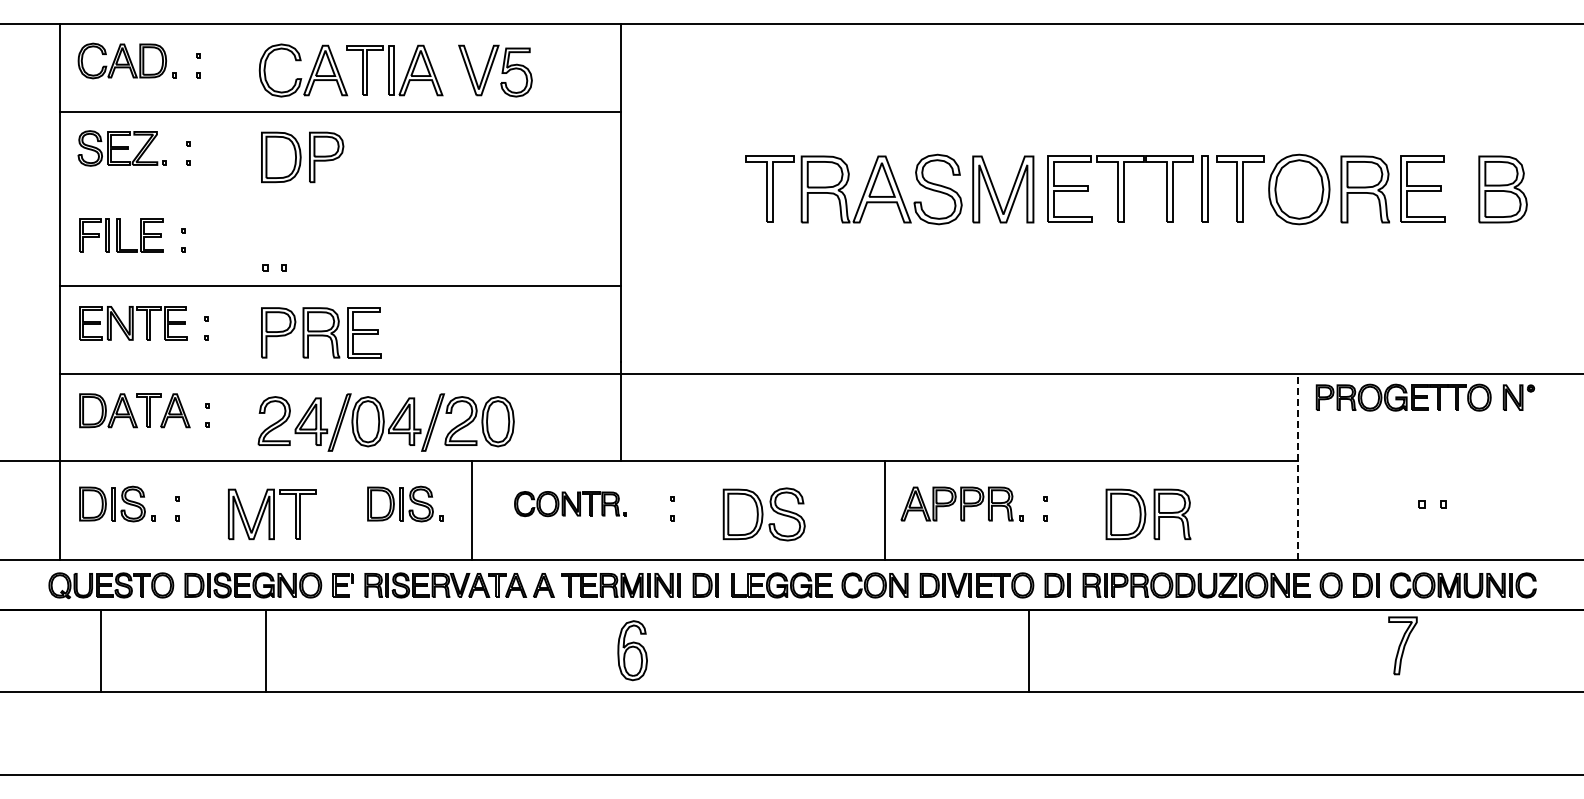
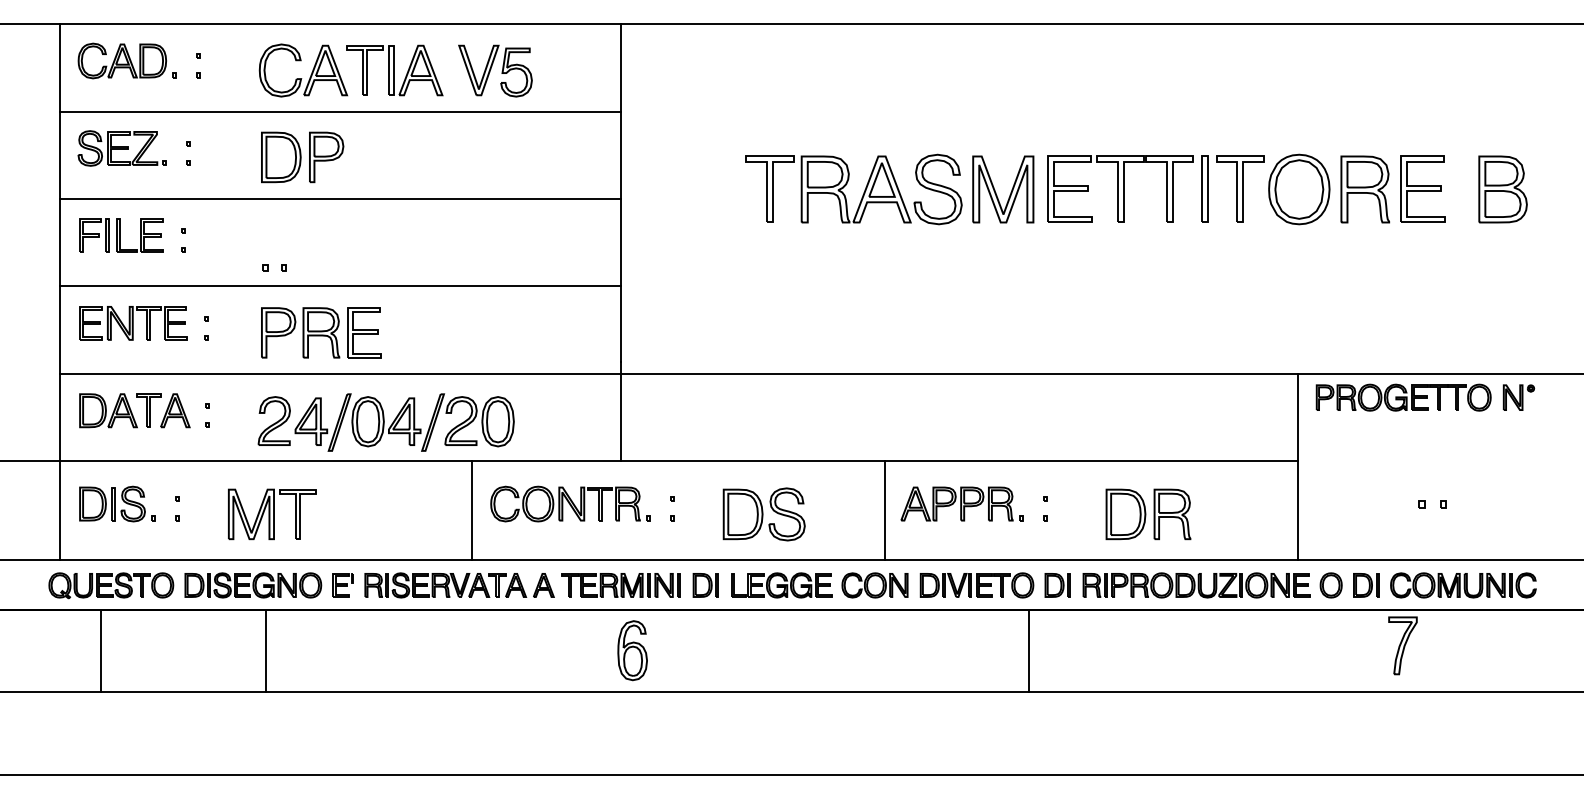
line: none -> present (339, 199)
line: dashed -> solid (1297, 466)
part: present -> none (405, 503)
part size: 113x27 px -> 161x38 px (570, 503)
